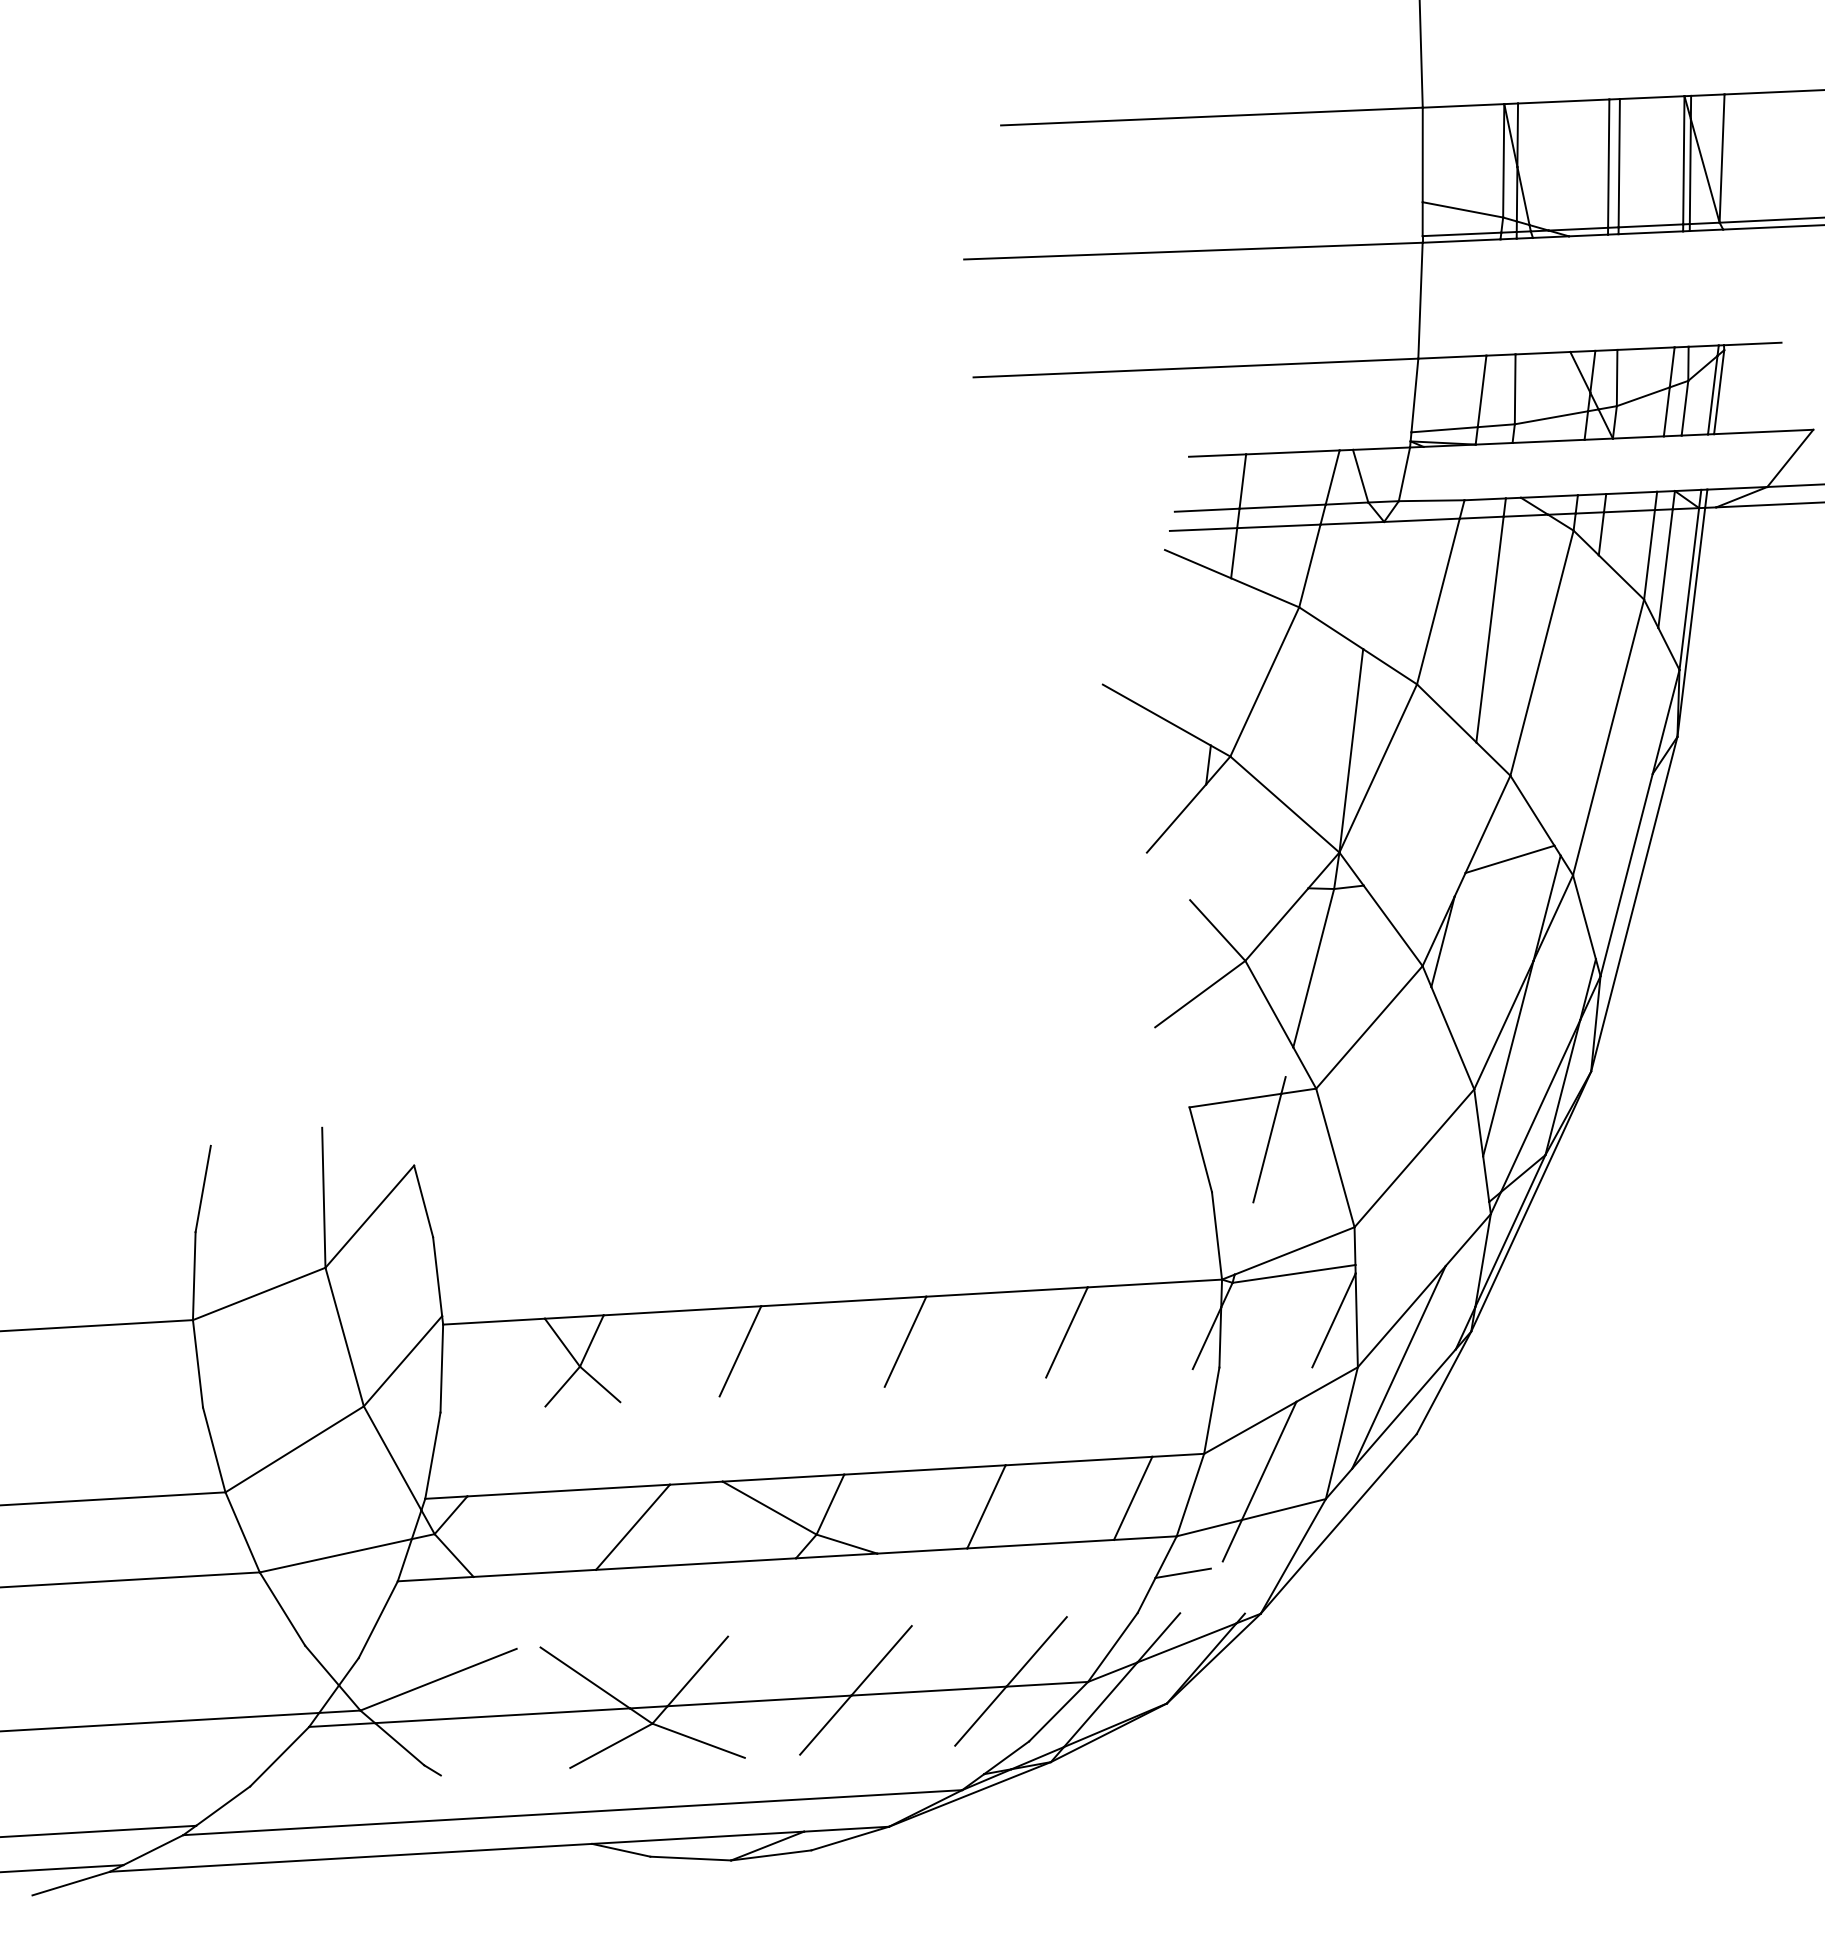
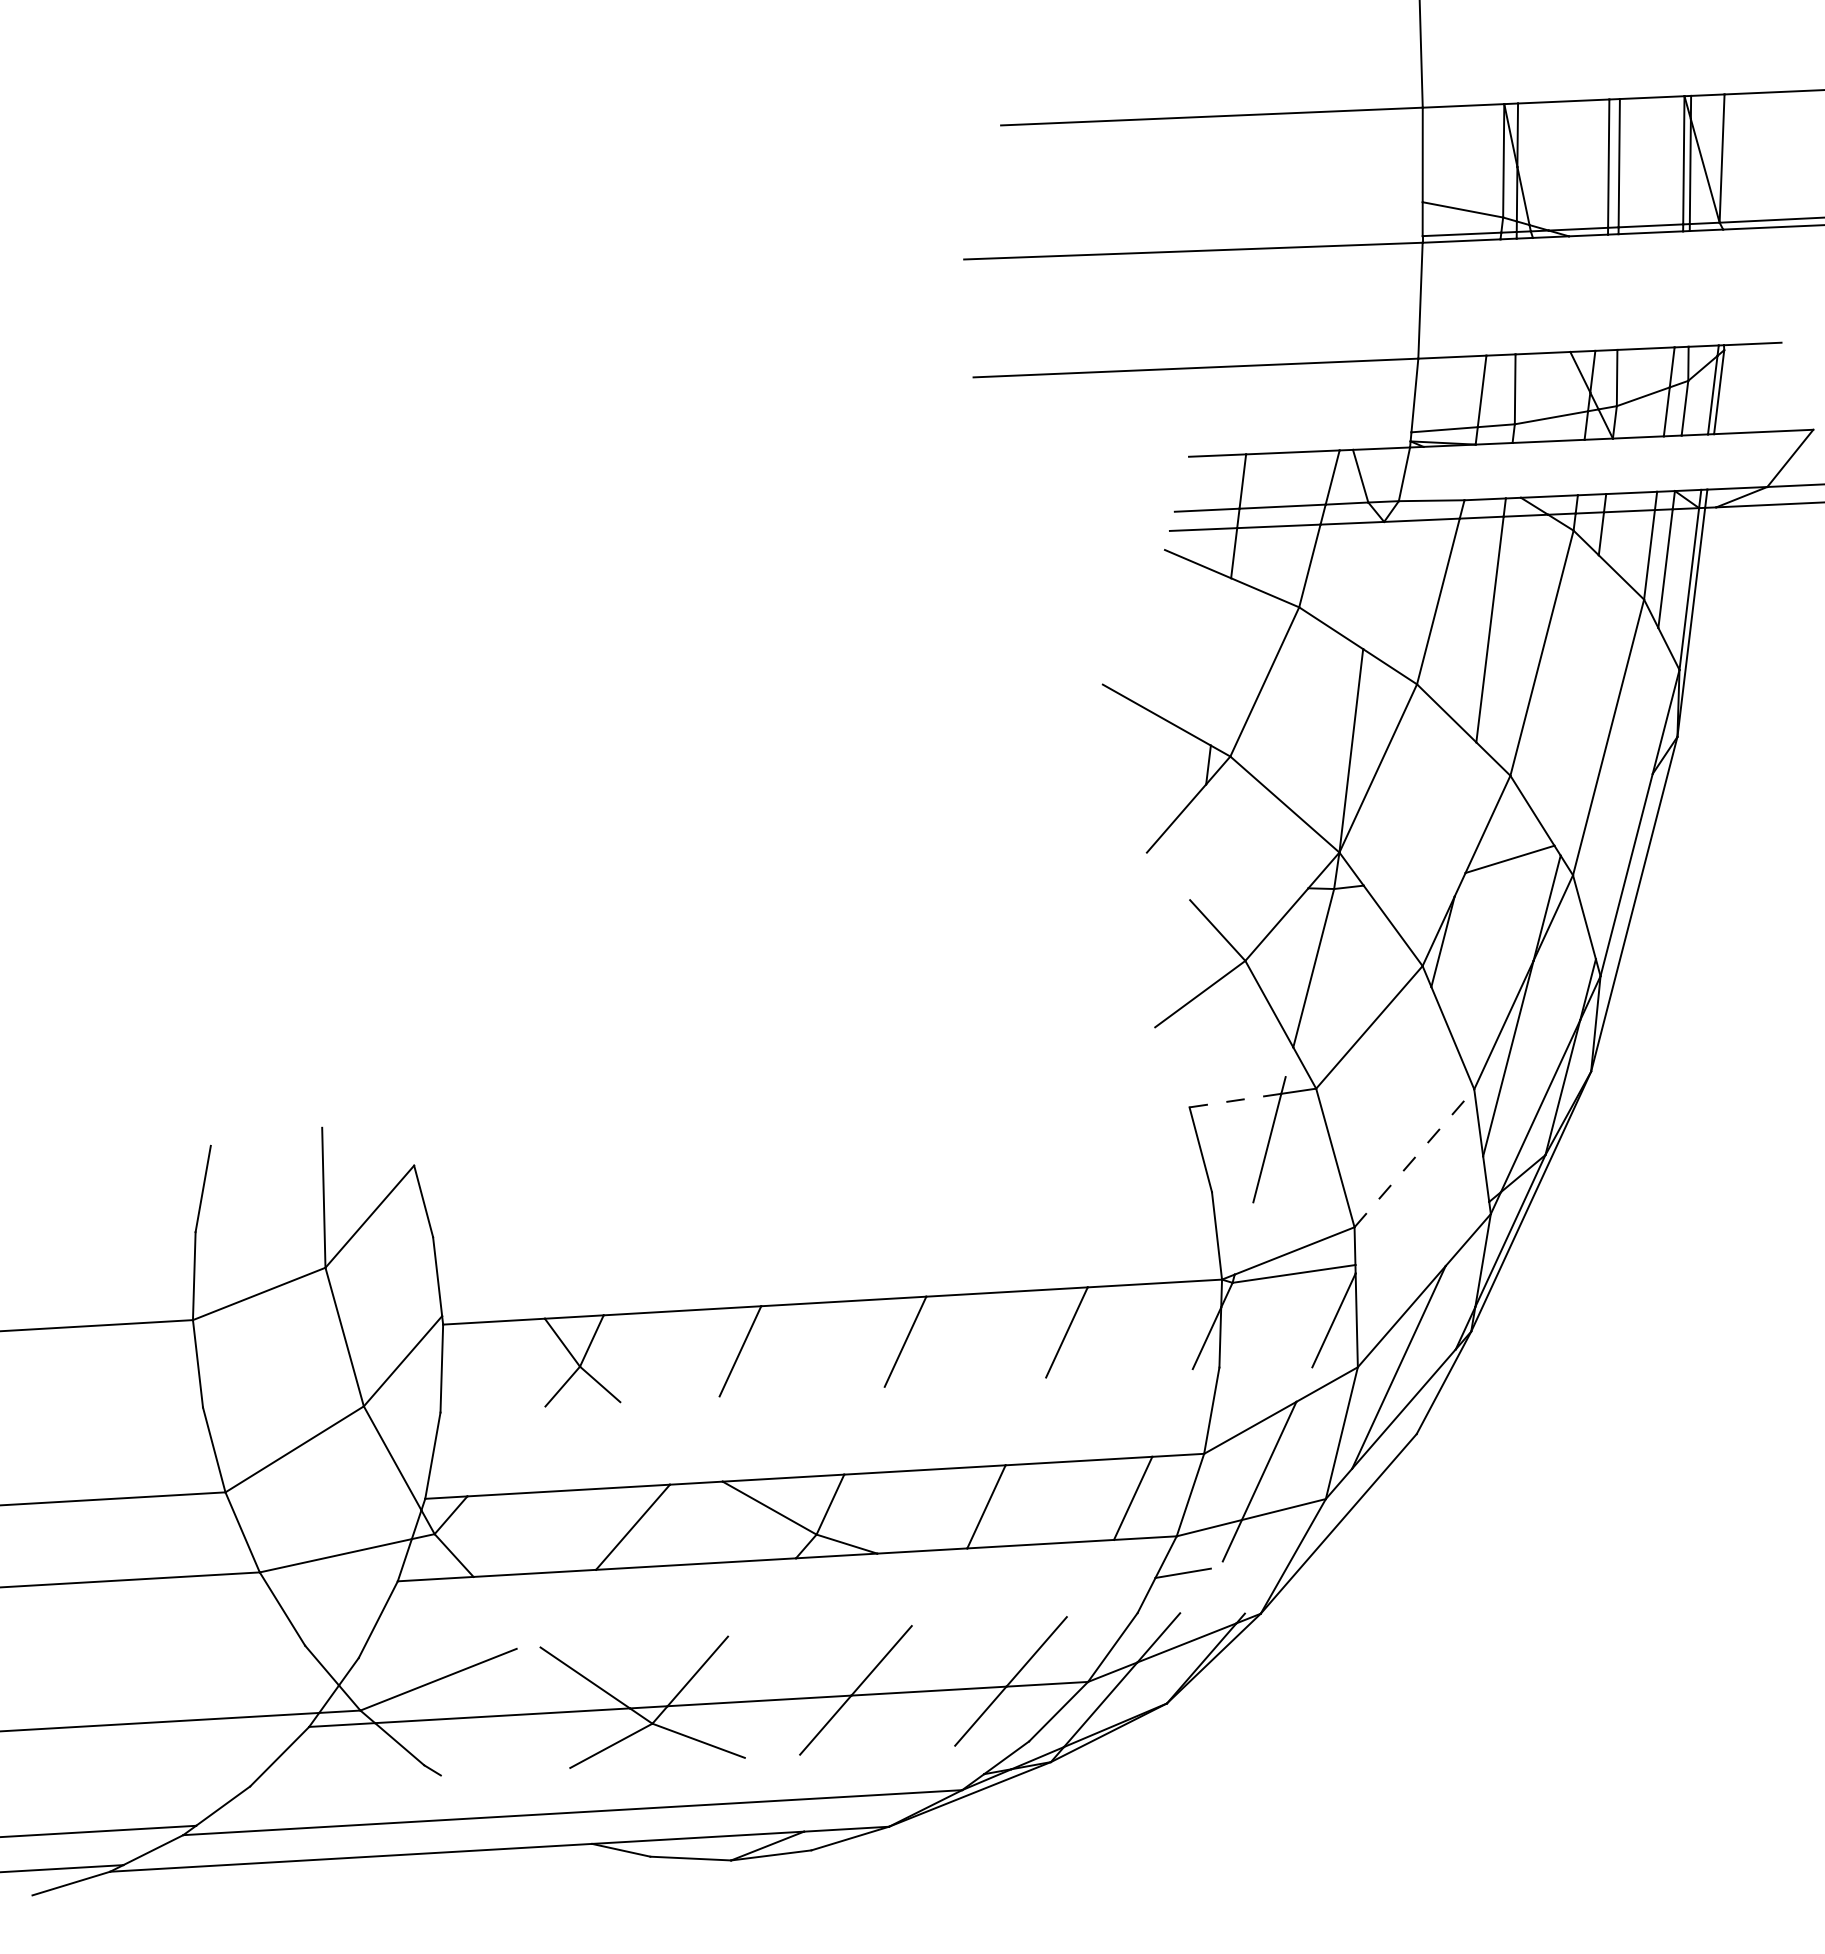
line: solid -> dashed (1235, 1100)
line: solid -> dashed (1414, 1157)
